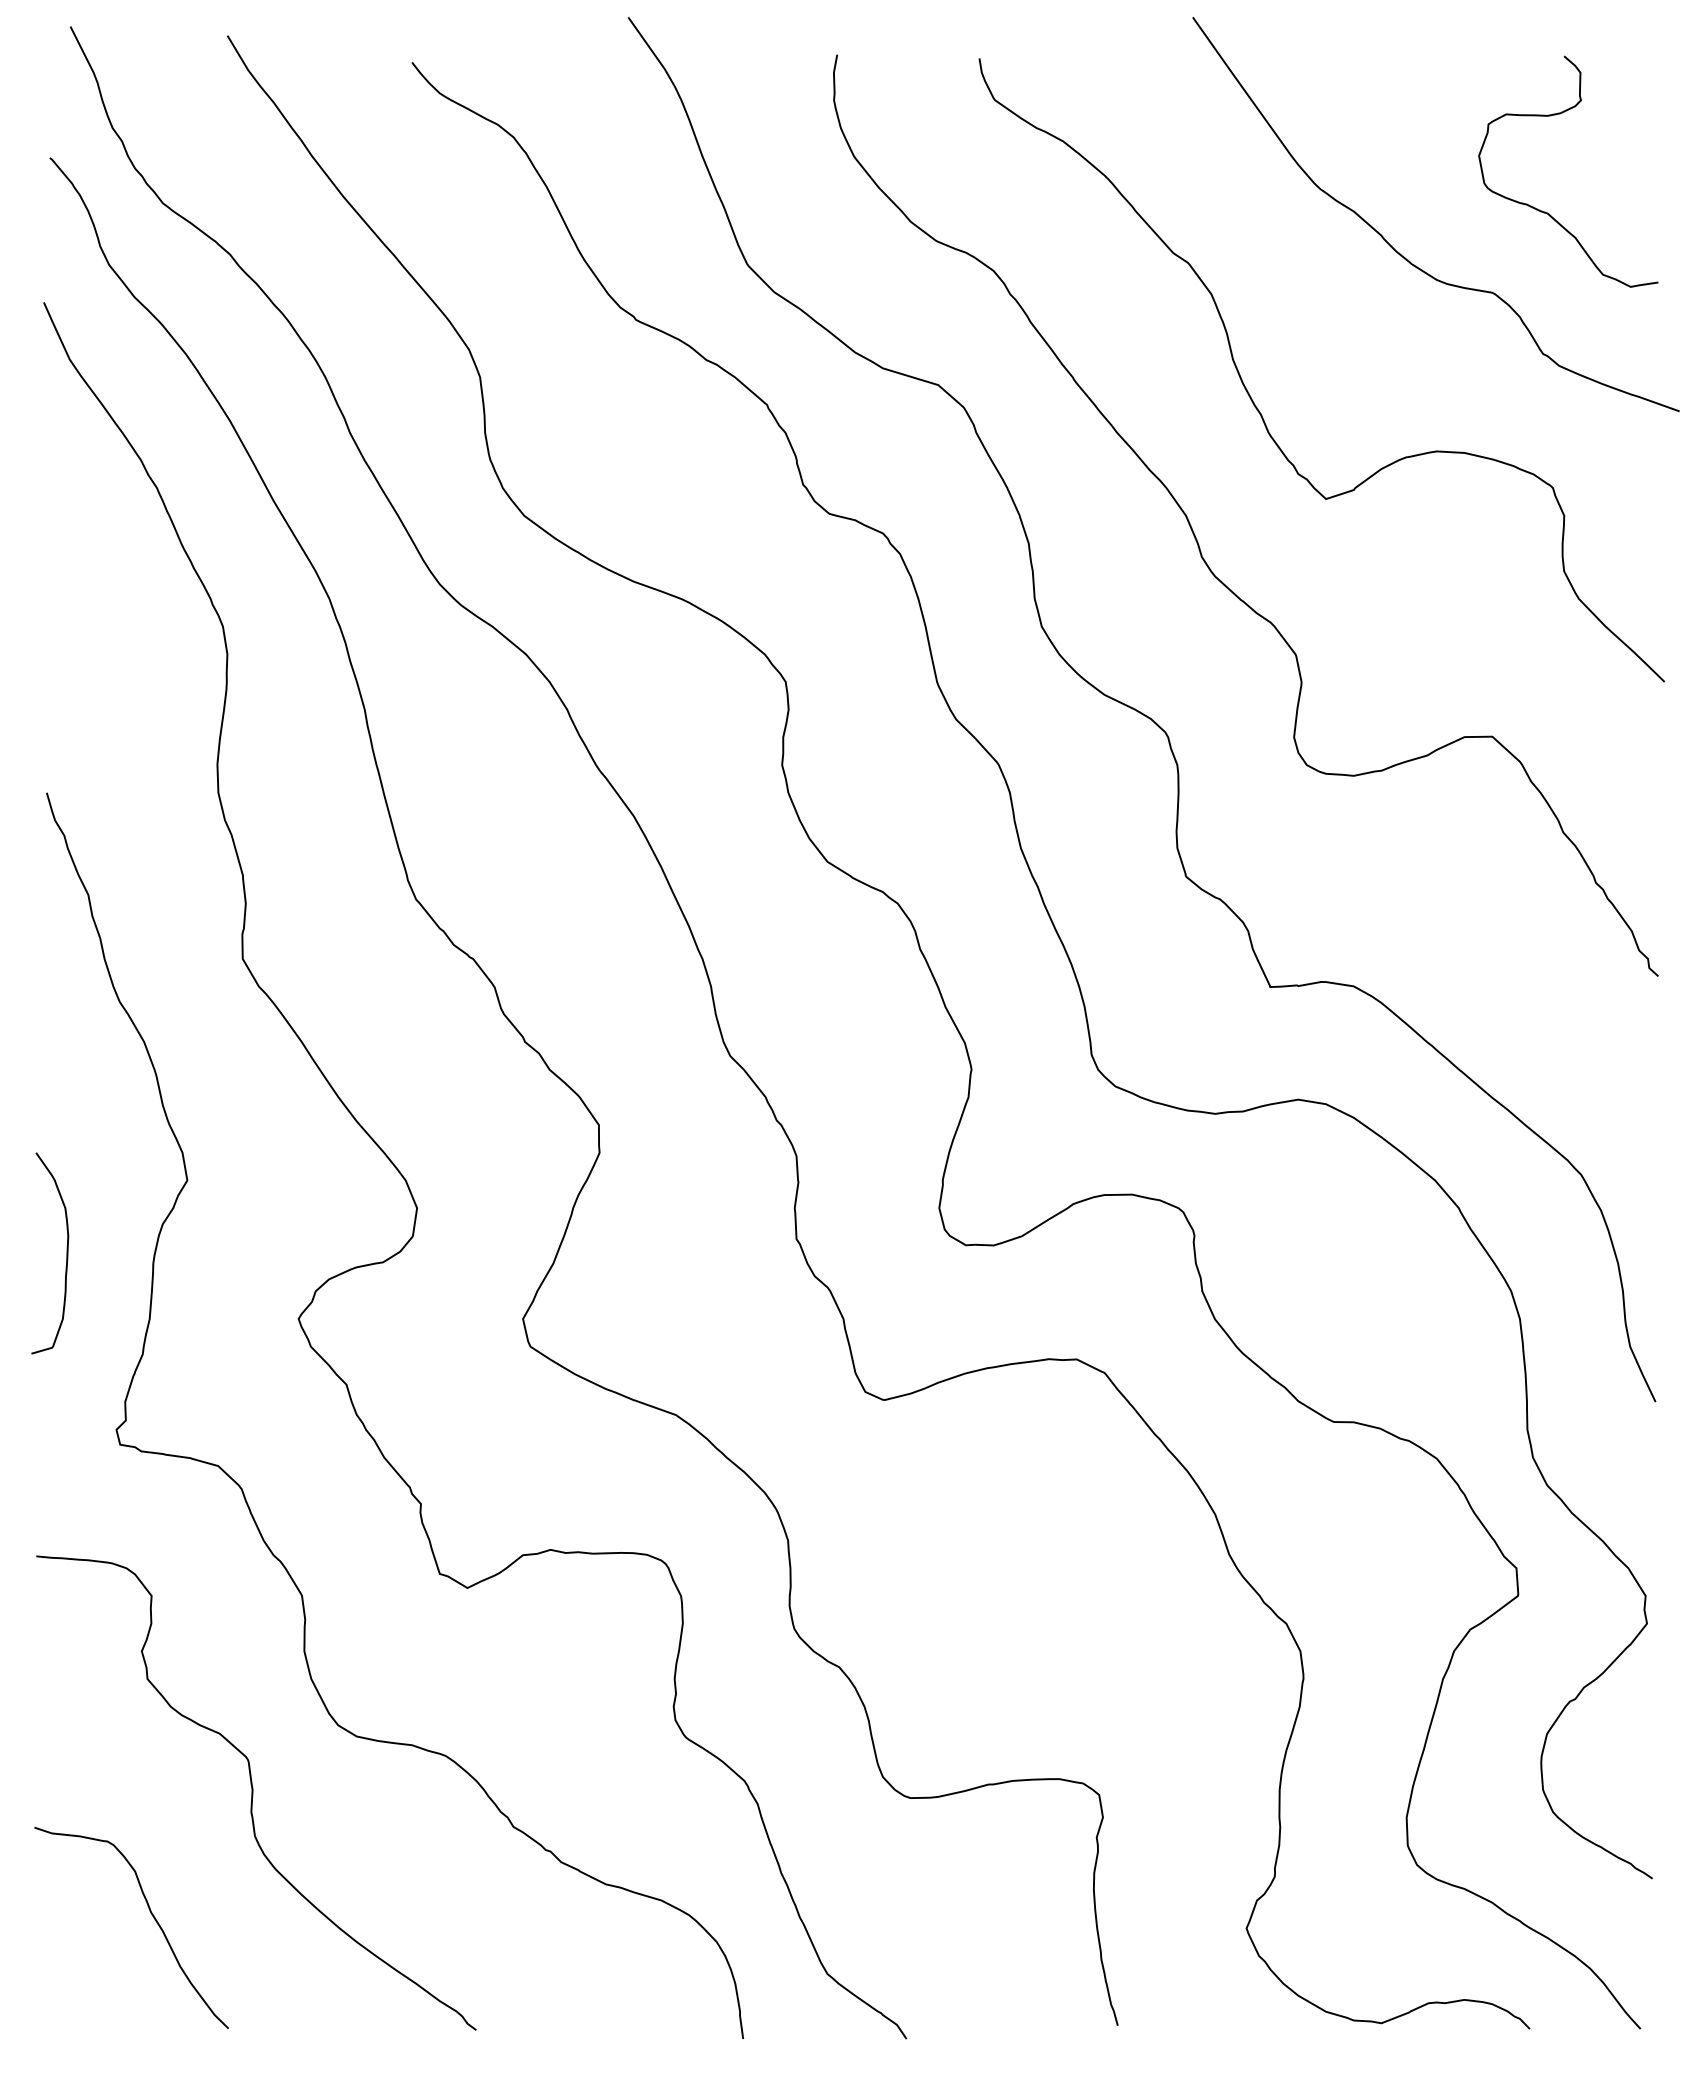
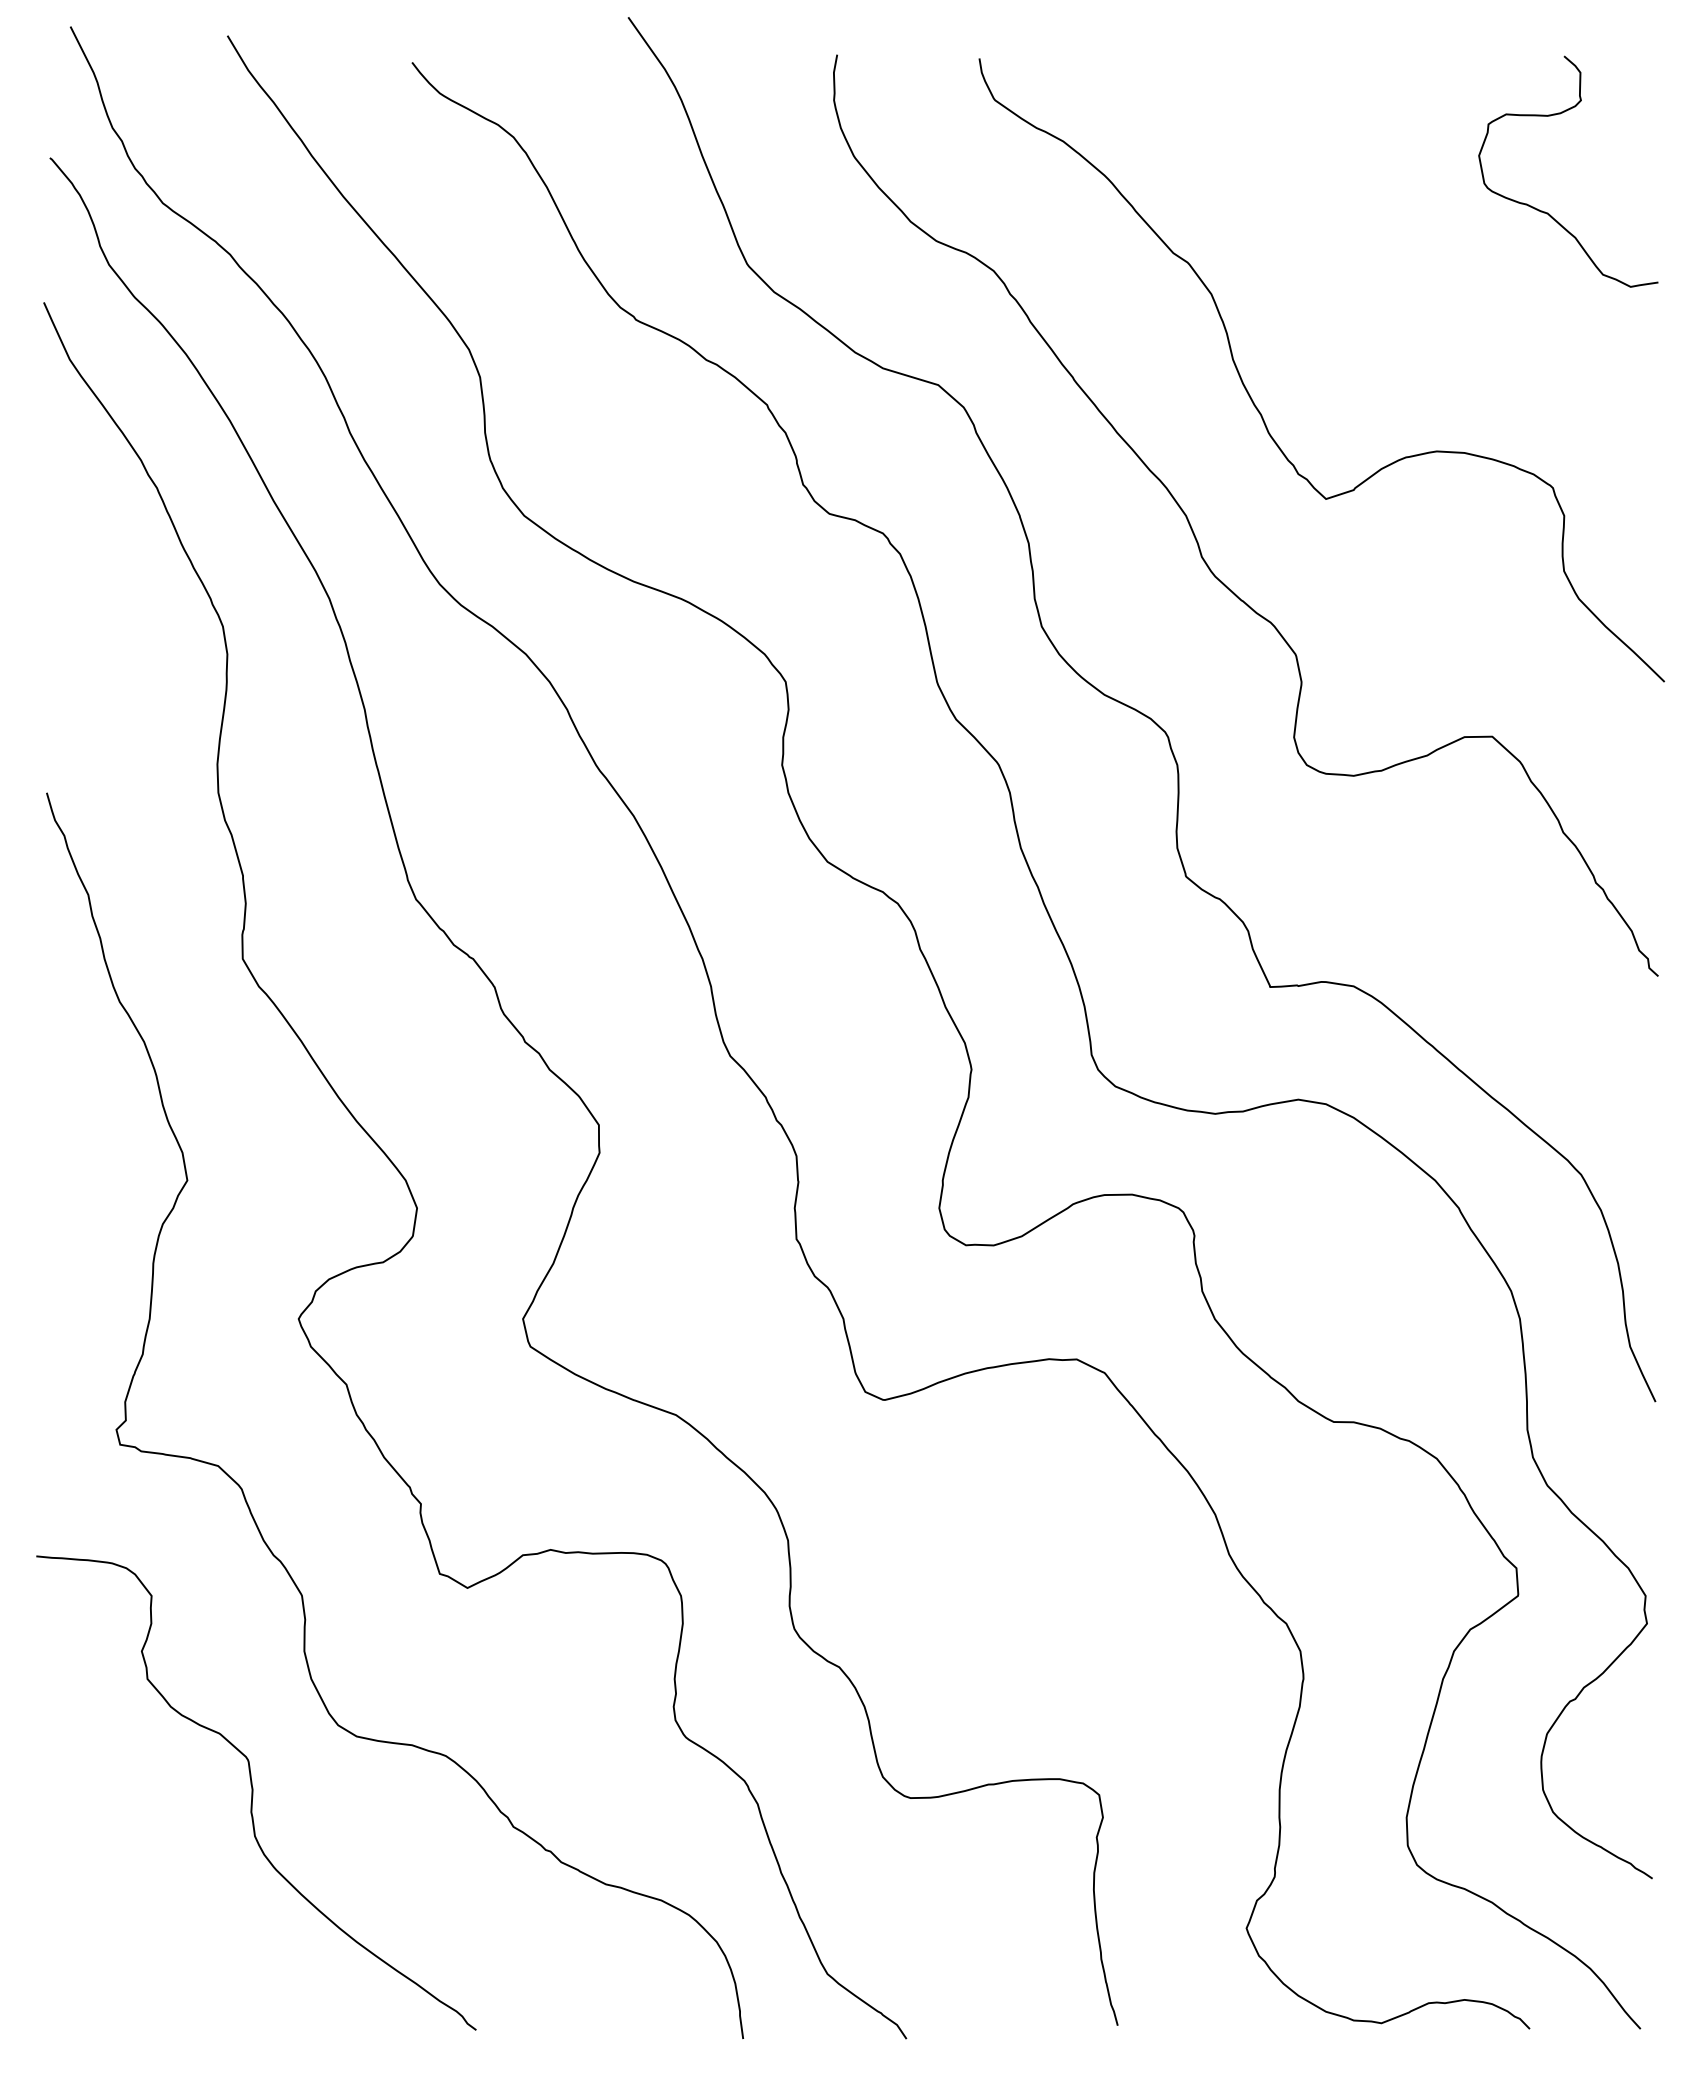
curve: present -> none (1404, 256)
curve: present -> none (66, 1253)
curve: present -> none (150, 1913)
